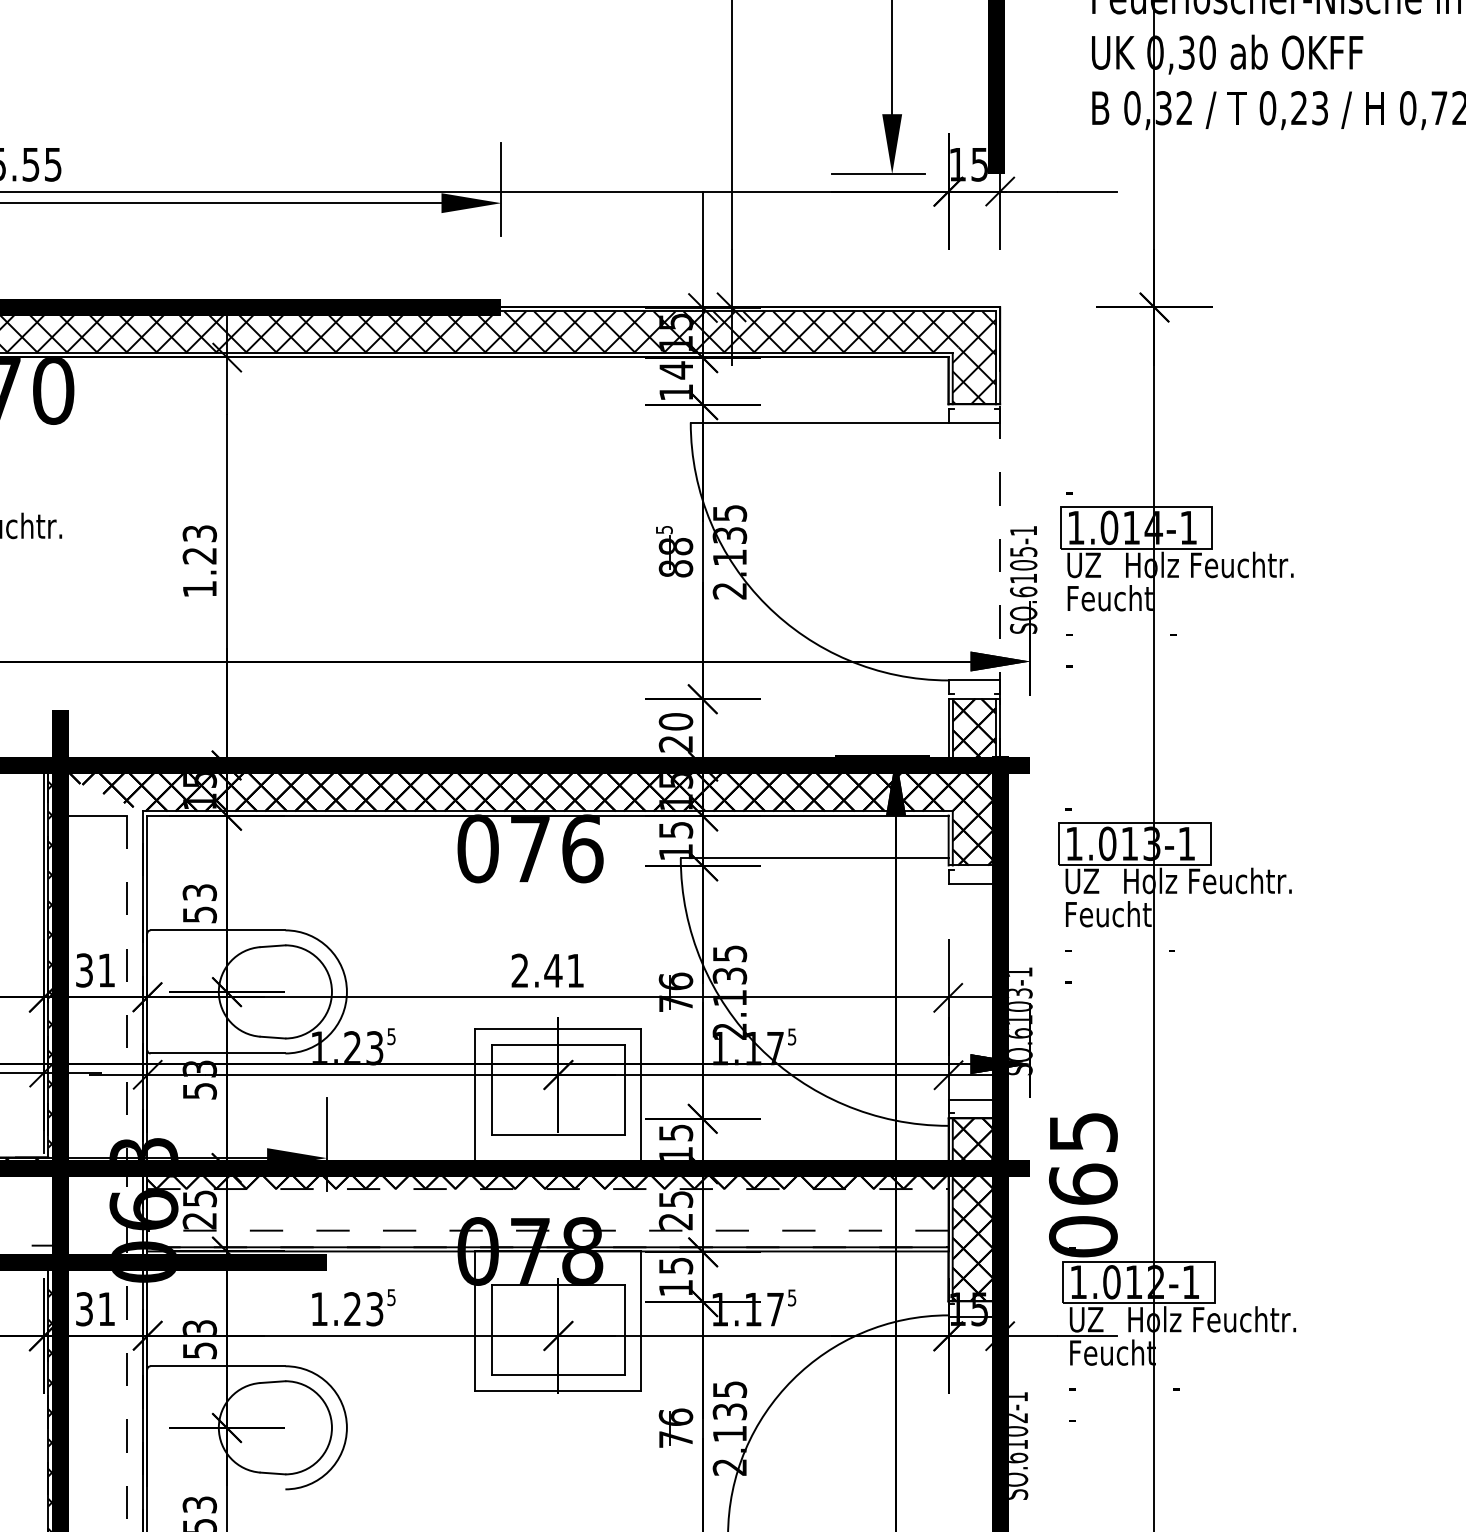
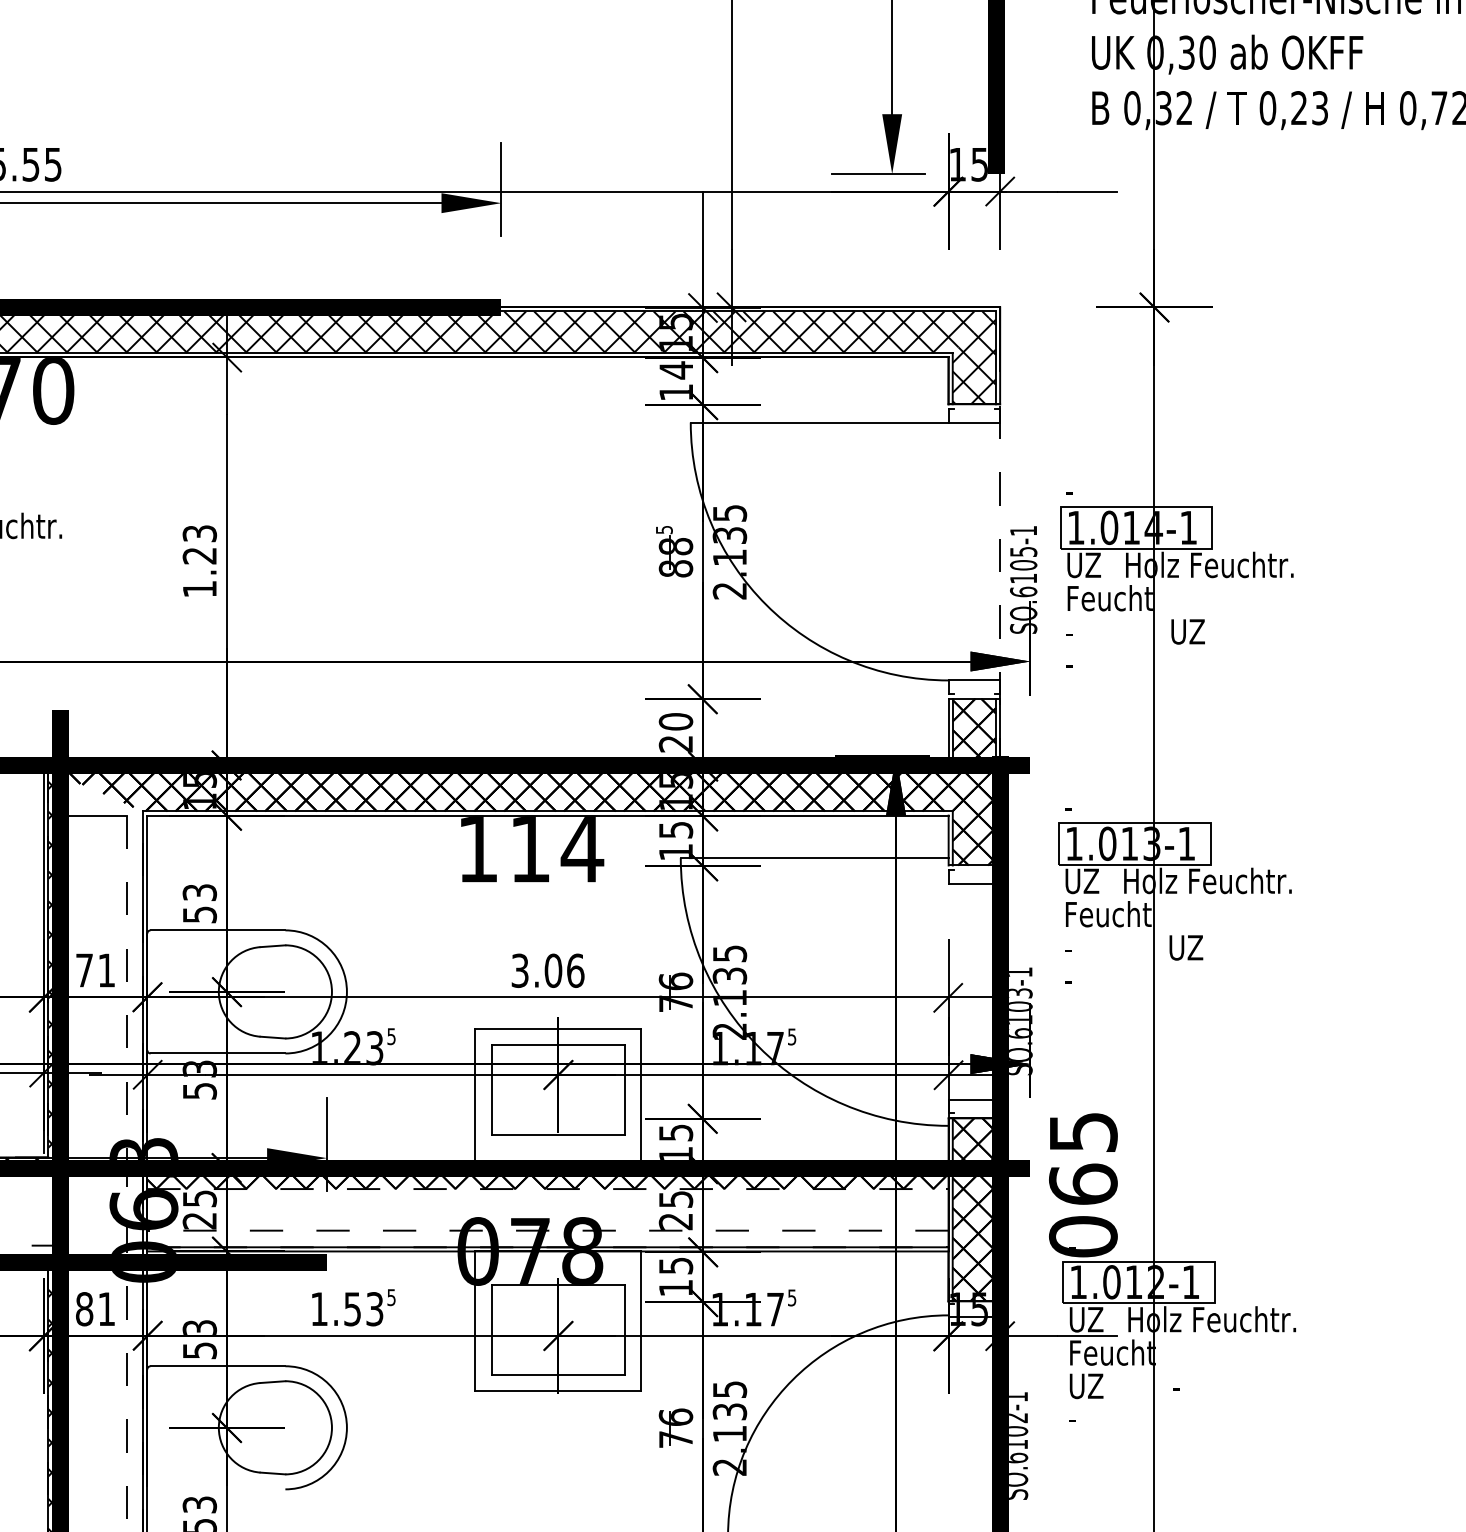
text: - -> UZ (1187, 631)
text: 076 -> 114 (530, 848)
text: - -> UZ (1186, 947)
text: 31 -> 71 (84, 970)
text: 2.41 -> 3.06 (547, 970)
text: 31 -> 81 (84, 1309)
text: 1.23 -> 1.53 (352, 1309)
text: - -> UZ (1086, 1386)
